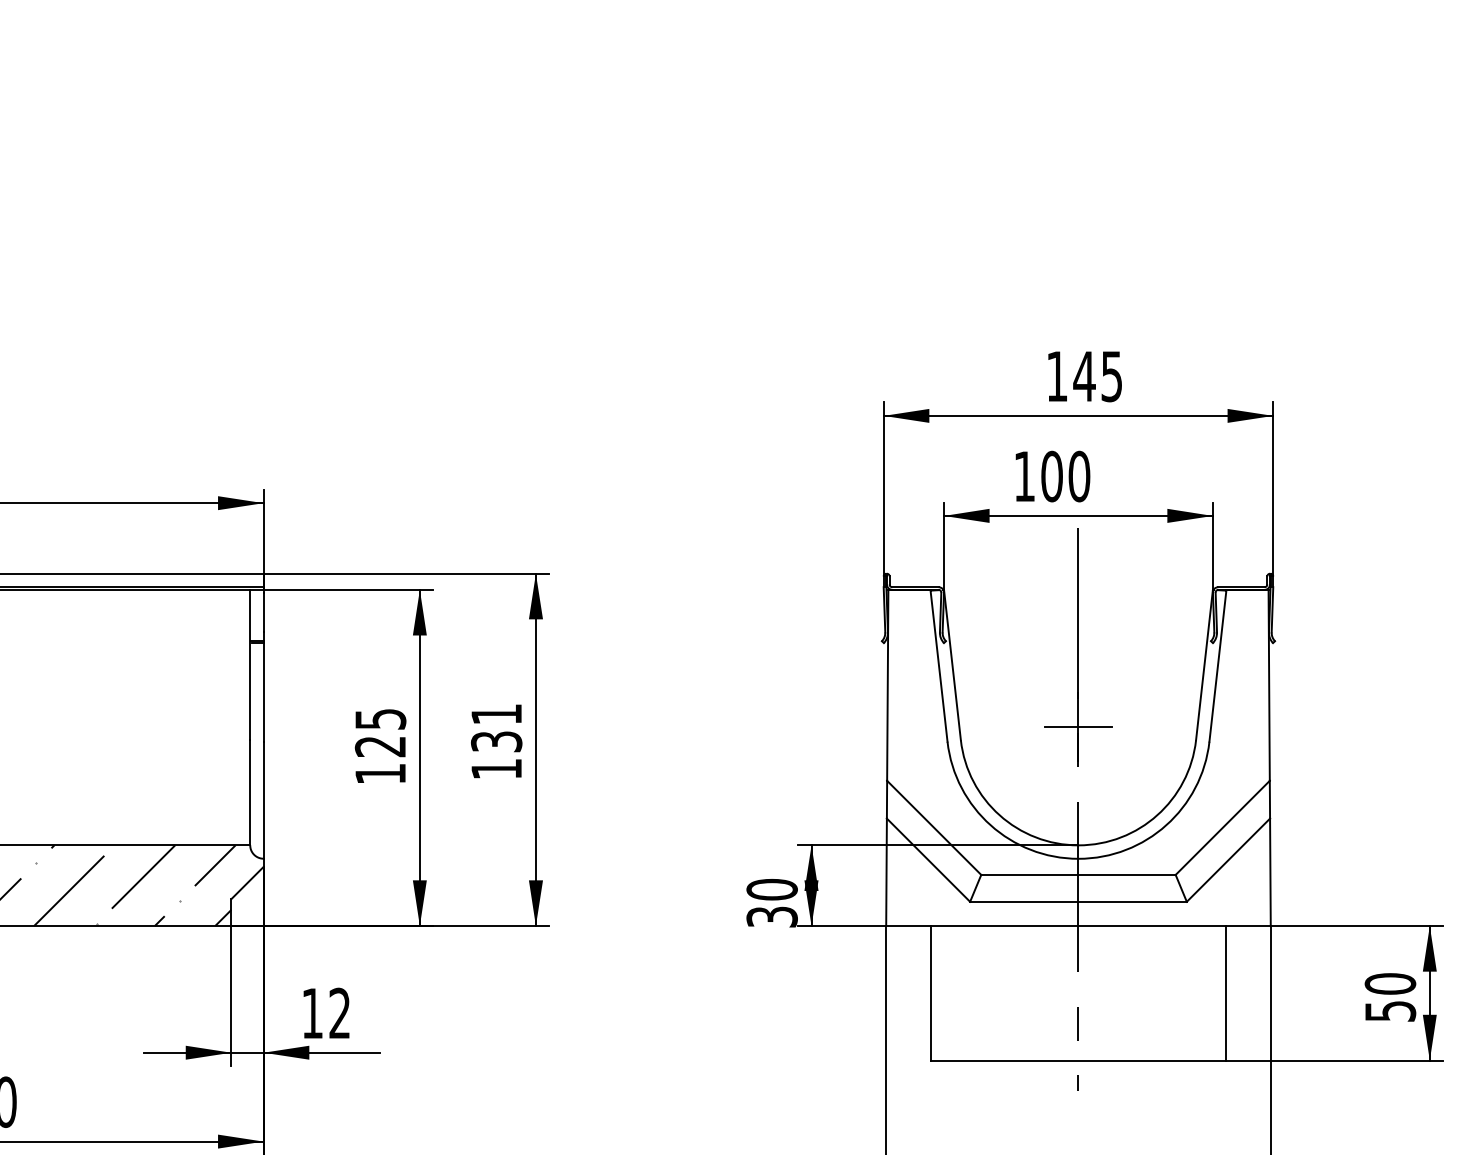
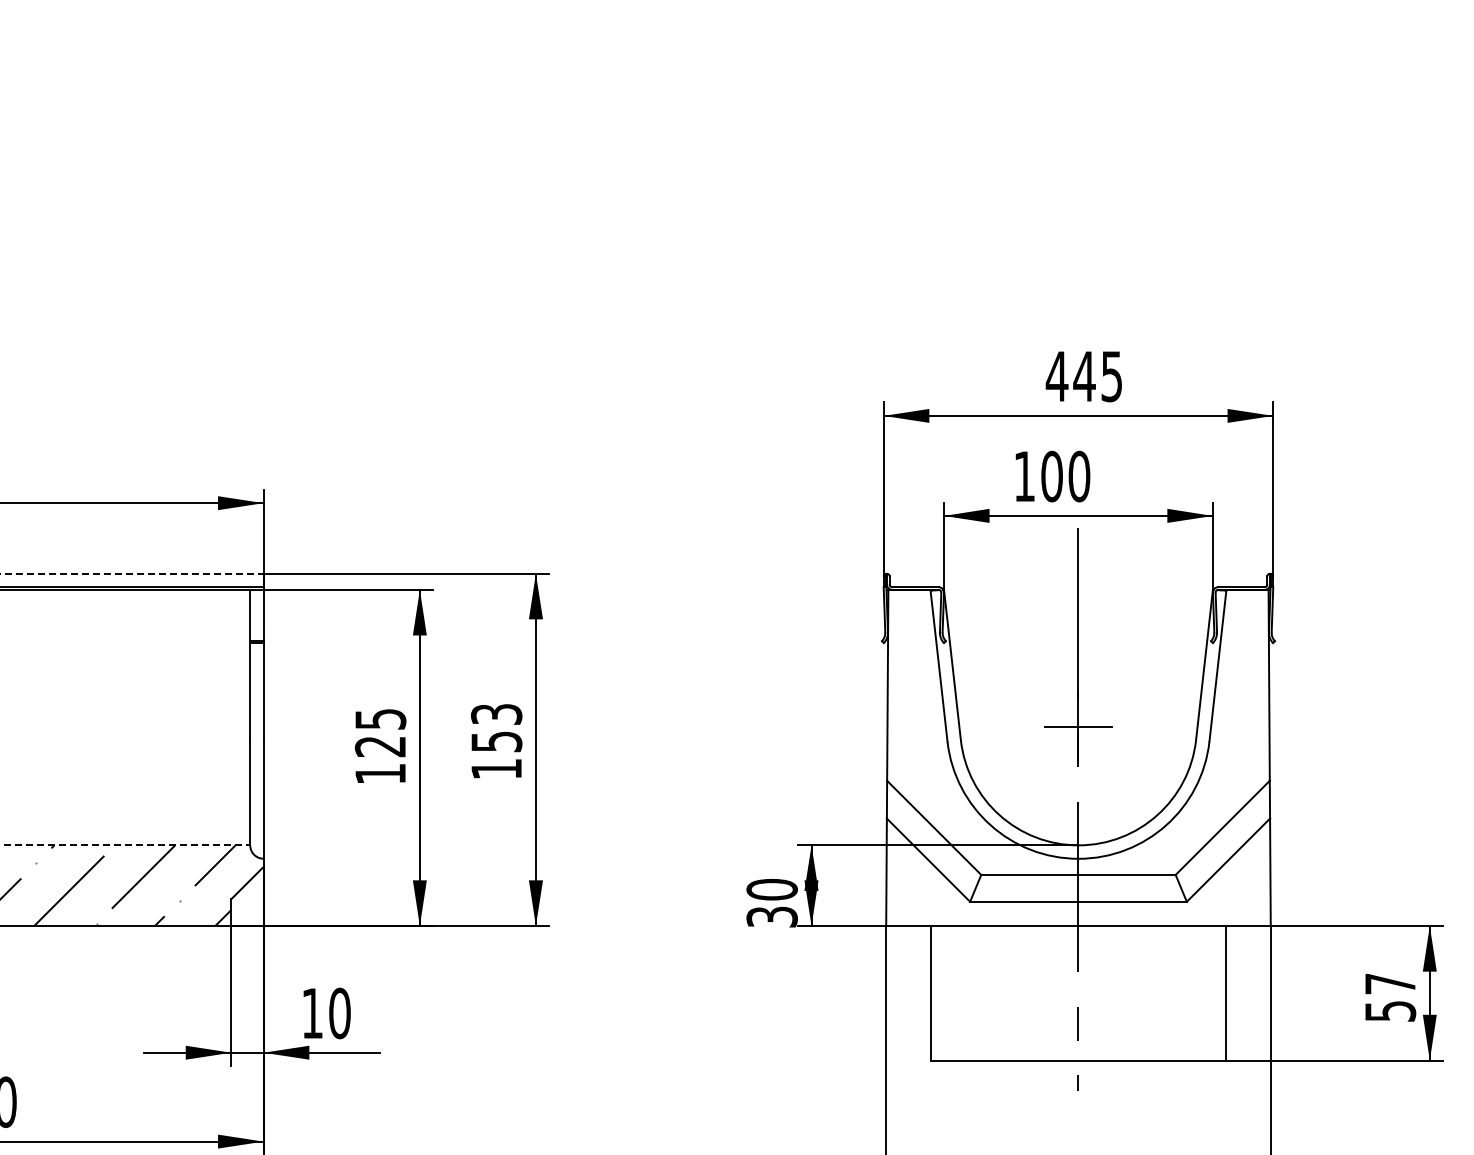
text: 145 -> 445 (1056, 376)
line: solid -> dashed (132, 573)
text: 131 -> 153 (496, 727)
line: solid -> dashed (125, 845)
text: 50 -> 57 (1390, 983)
text: 12 -> 10 (339, 1013)
